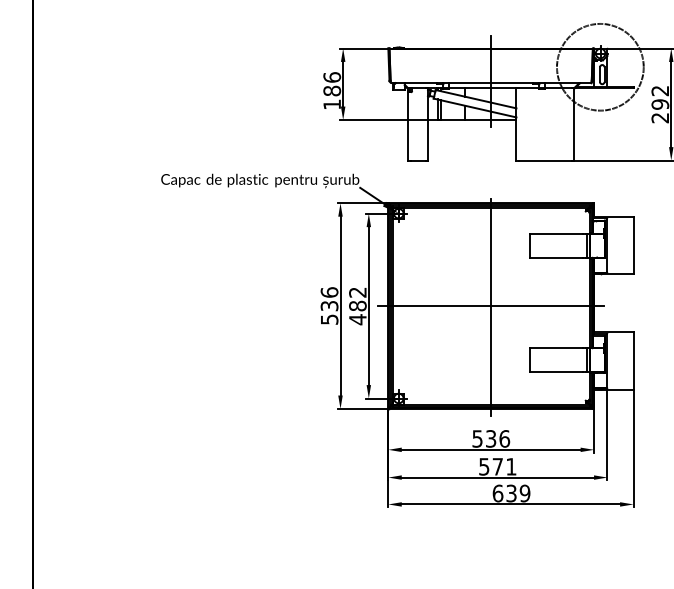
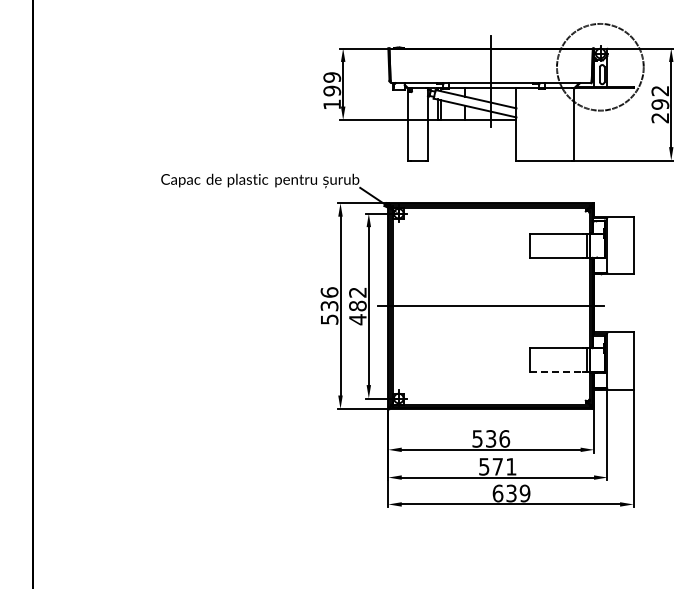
text: 186 -> 199 (332, 84)
line: present -> none (491, 306)
line: solid -> dashed (556, 372)
